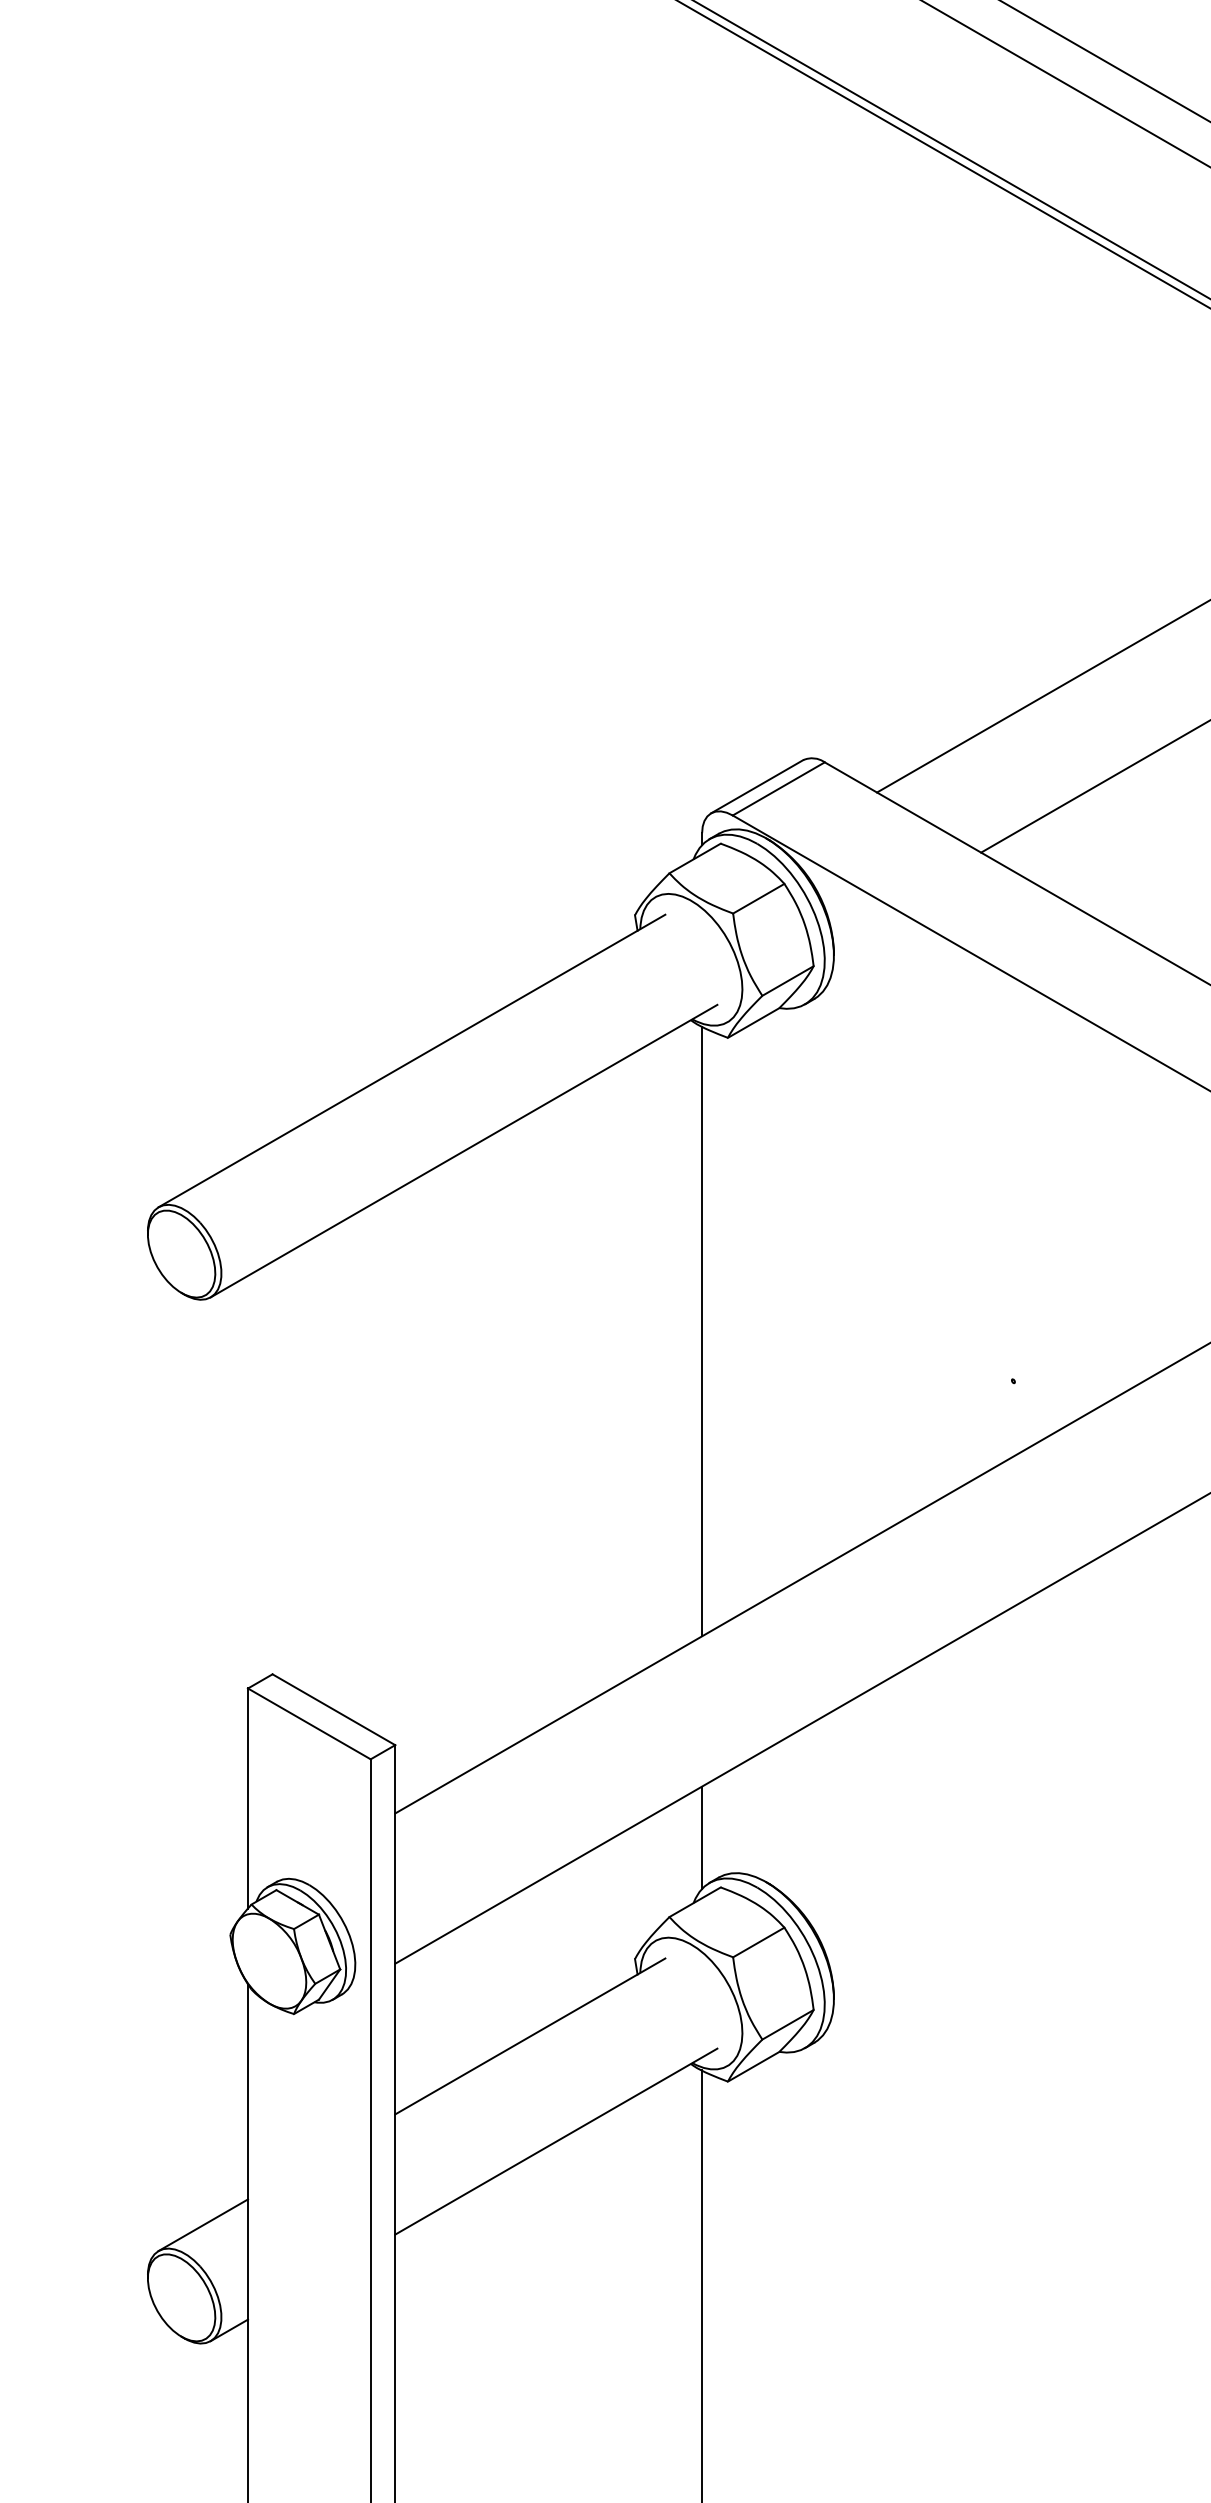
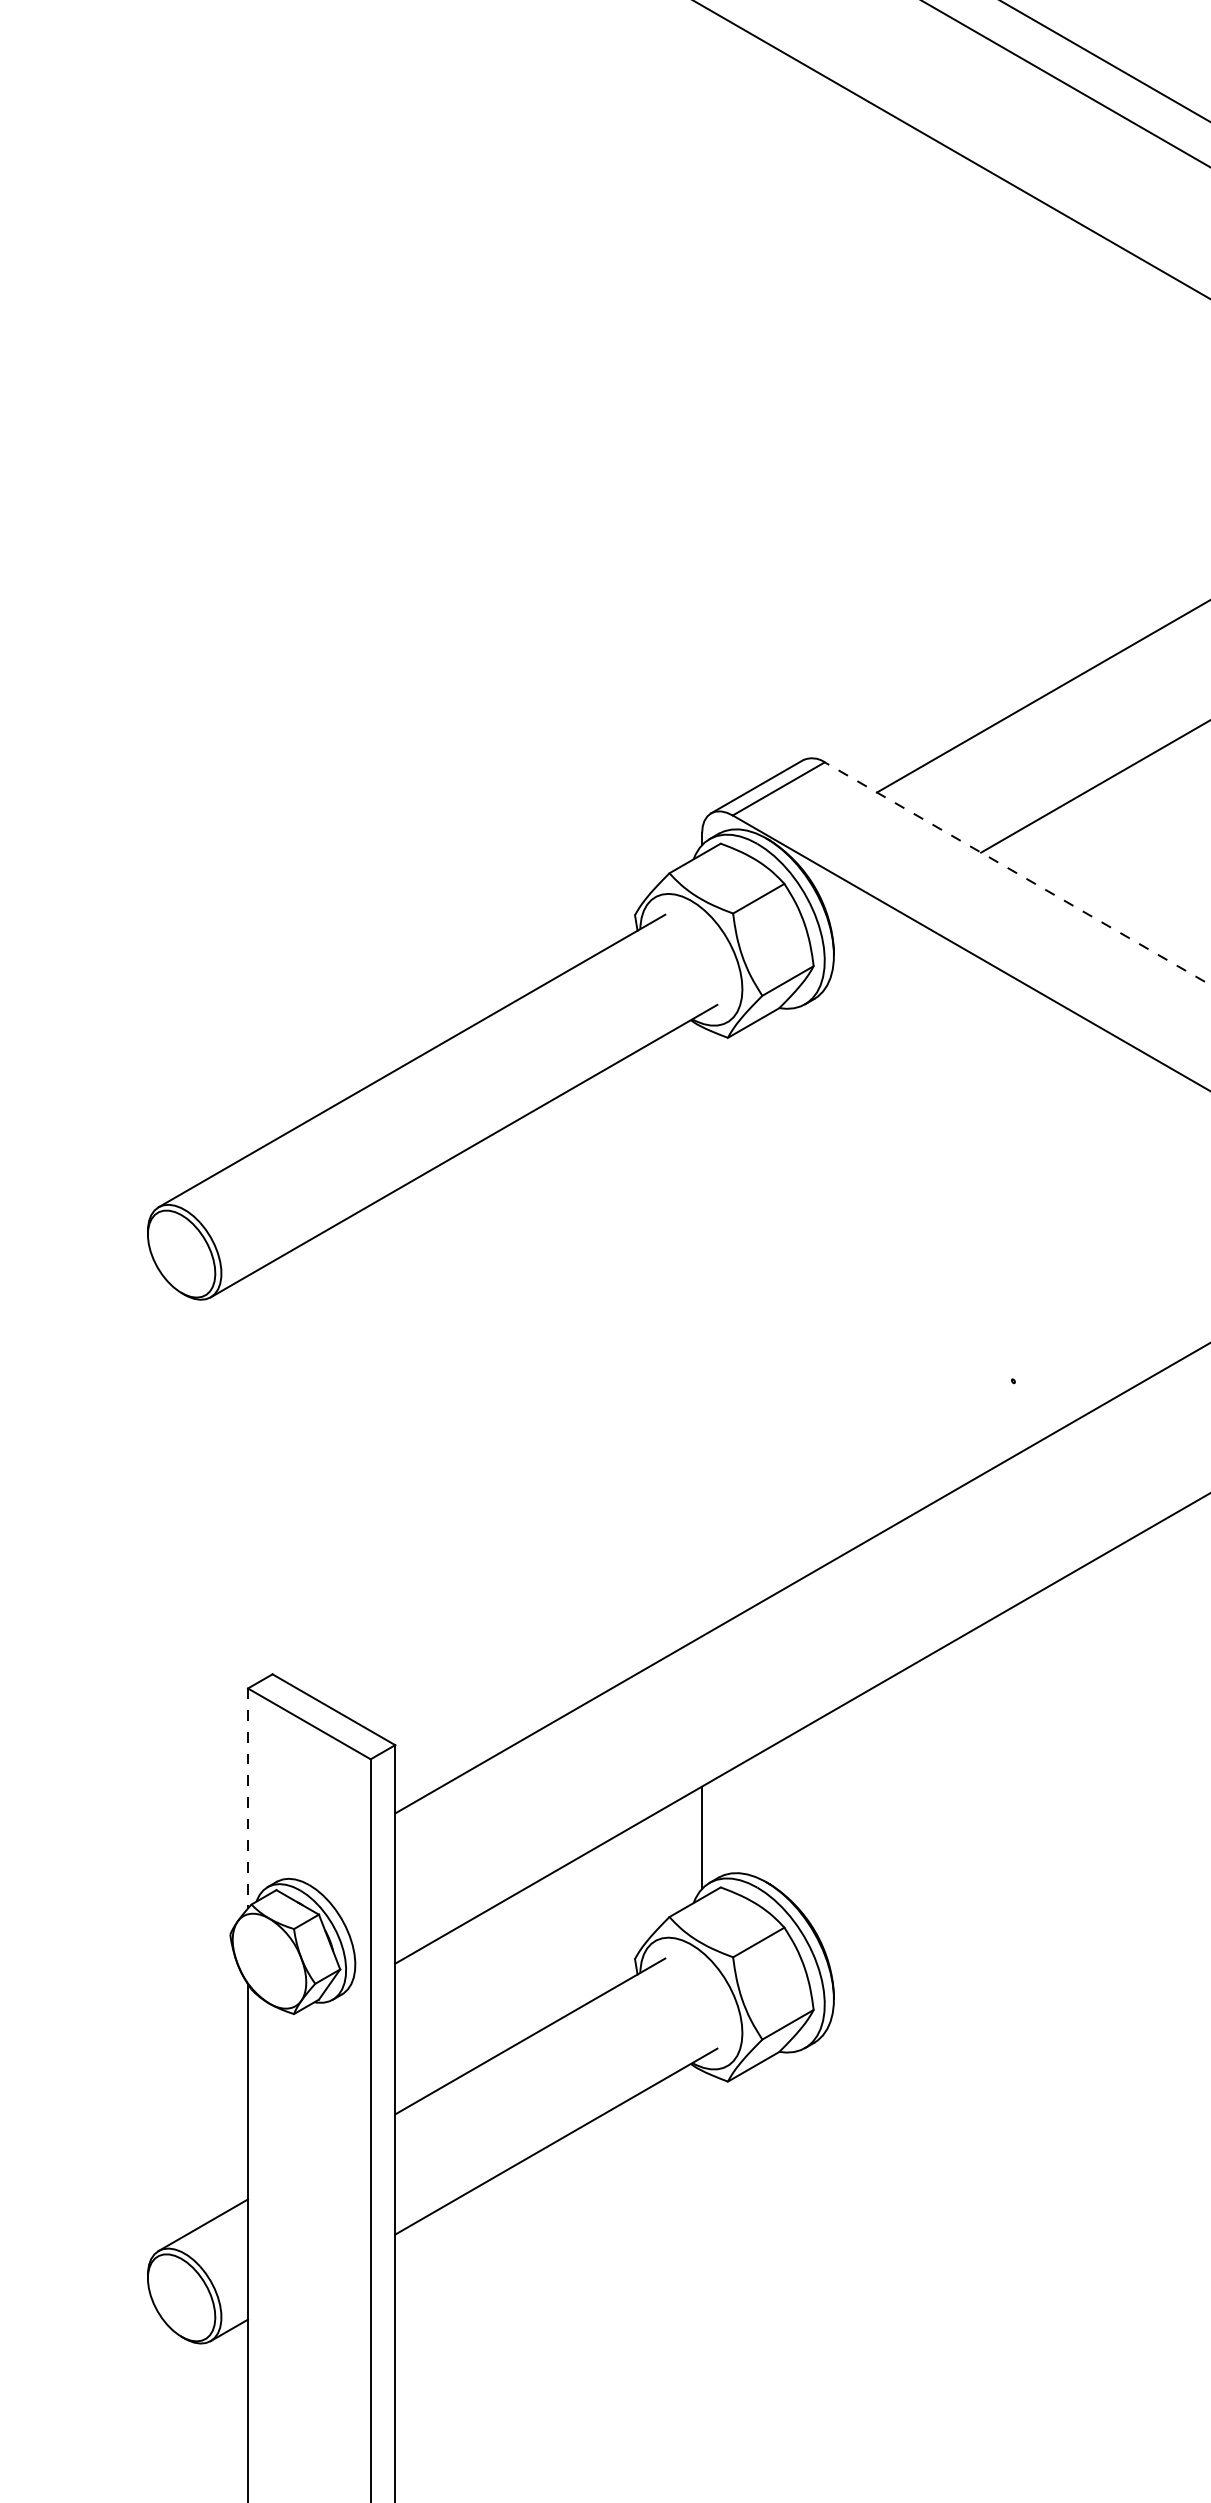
line: present -> none (943, 154)
line: solid -> dashed (1017, 873)
line: present -> none (702, 1331)
line: solid -> dashed (248, 1799)
line: present -> none (702, 2284)
